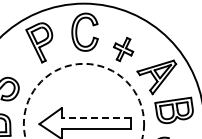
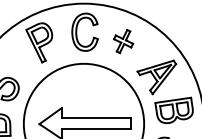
part position: (123, 49) -> (123, 41) (123, 41)
circle: dashed -> solid (83, 100)
line: dashed -> solid (96, 118)
